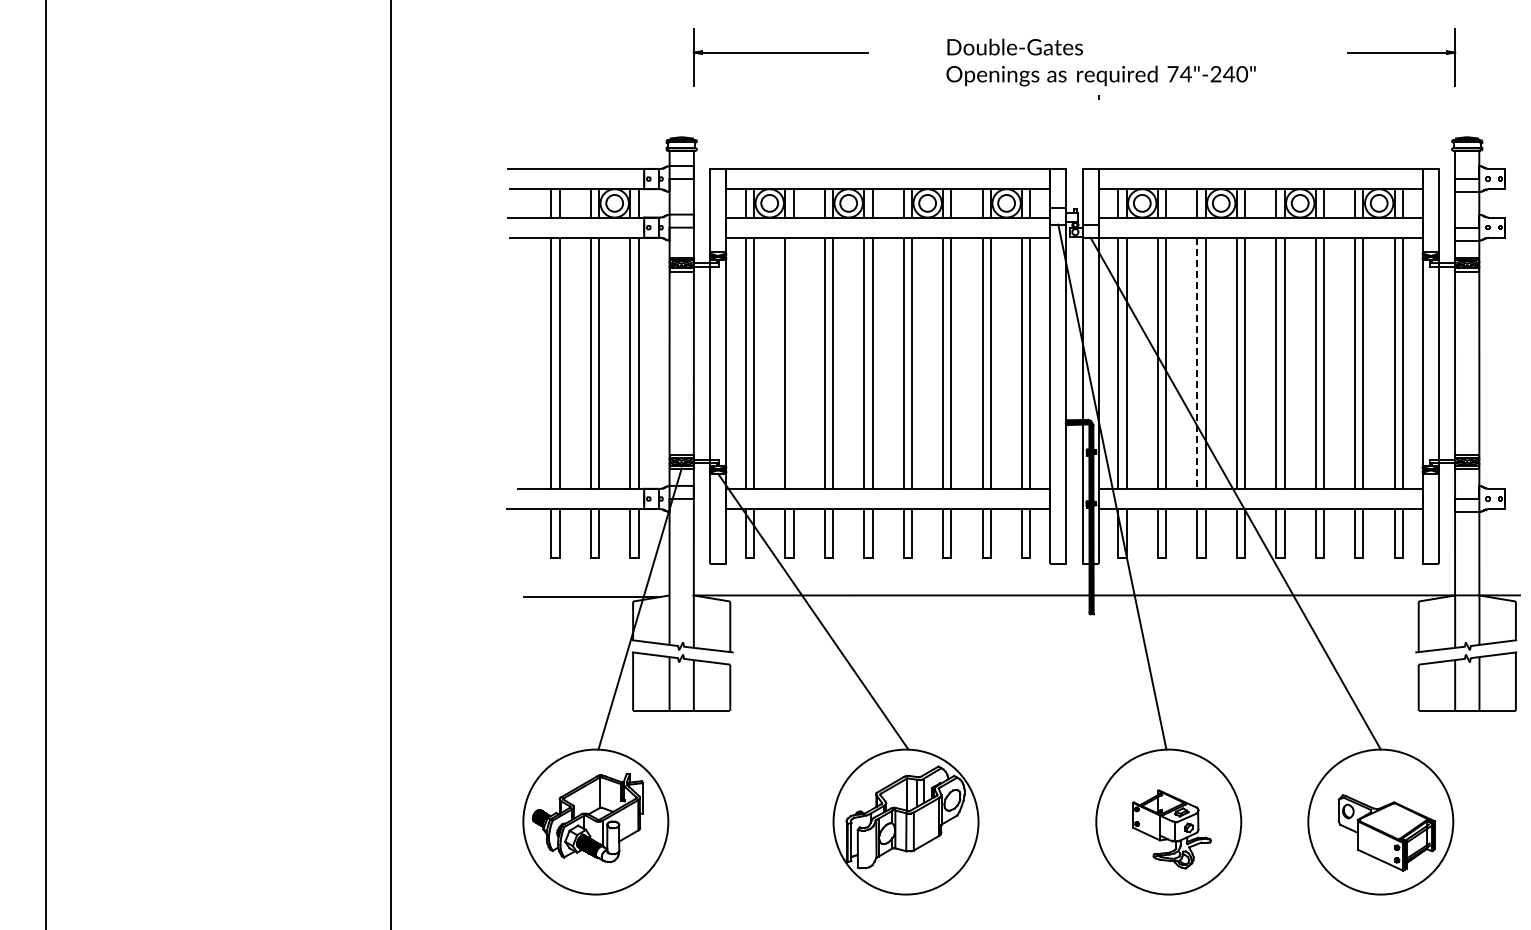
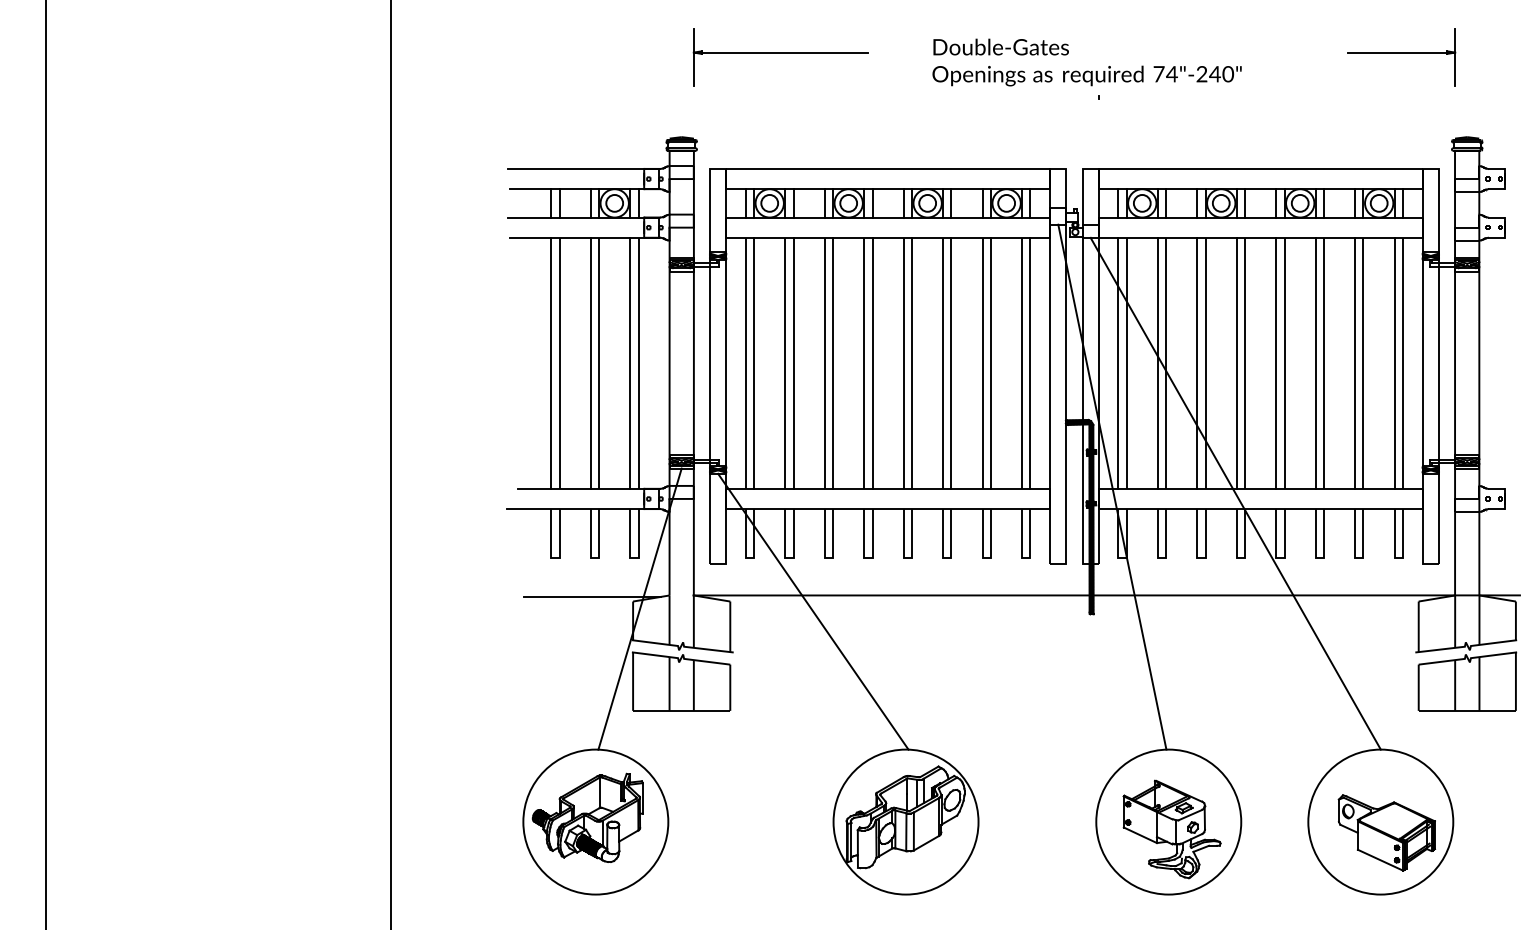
text position: (1100, 62) -> (1086, 62) (1086, 62)
line: none -> present (793, 362)
line: dashed -> solid (1197, 363)
part size: 80x81 px -> 100x101 px (1171, 829)
